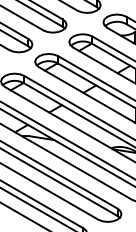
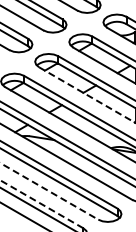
line: solid -> dashed (87, 95)
line: solid -> dashed (49, 191)
line: solid -> dashed (41, 204)
